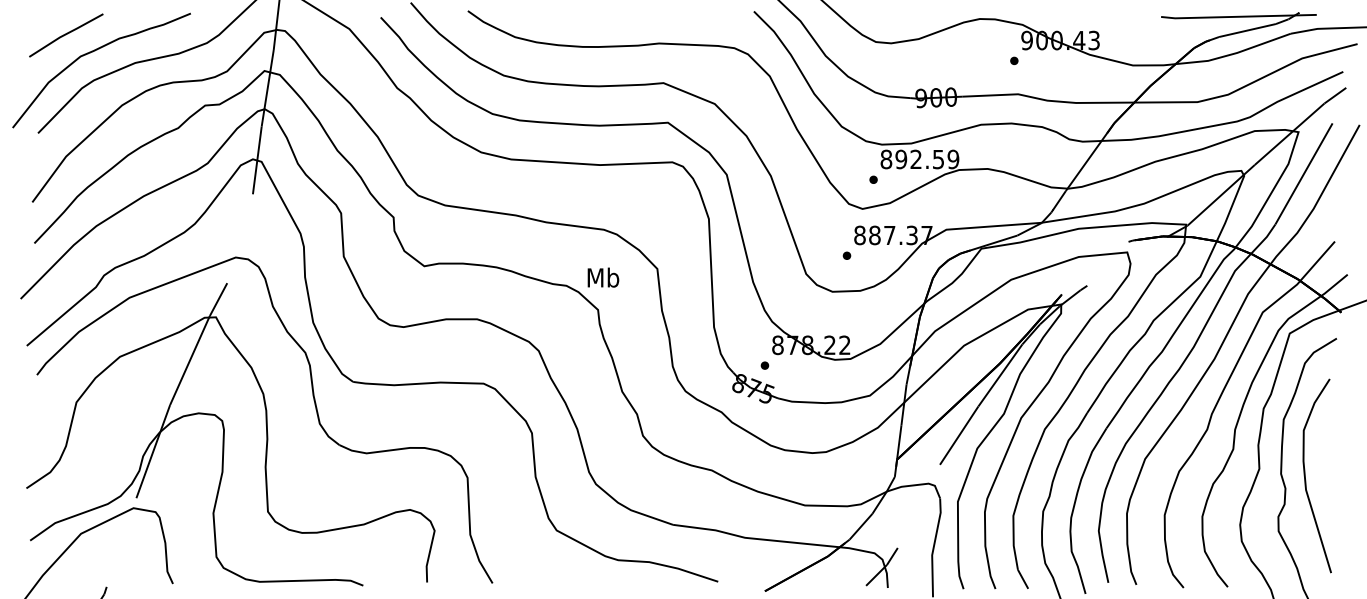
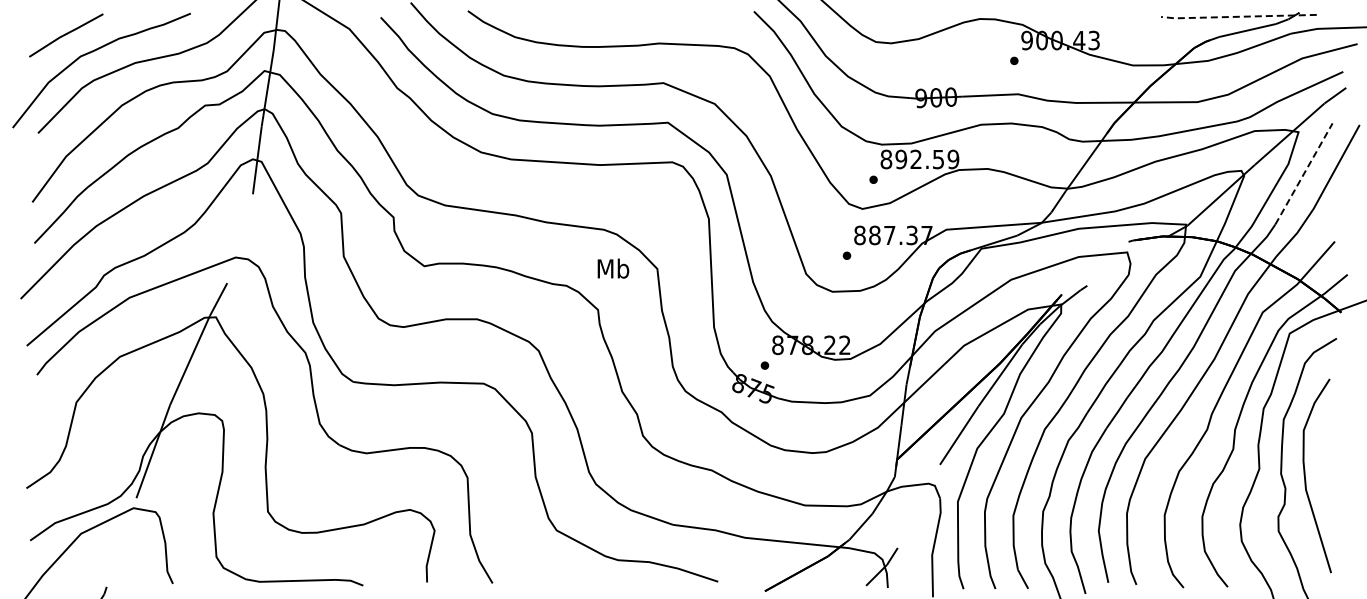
line: solid -> dashed (1238, 16)
line: solid -> dashed (1304, 173)
text position: (603, 277) -> (613, 268) (613, 268)
